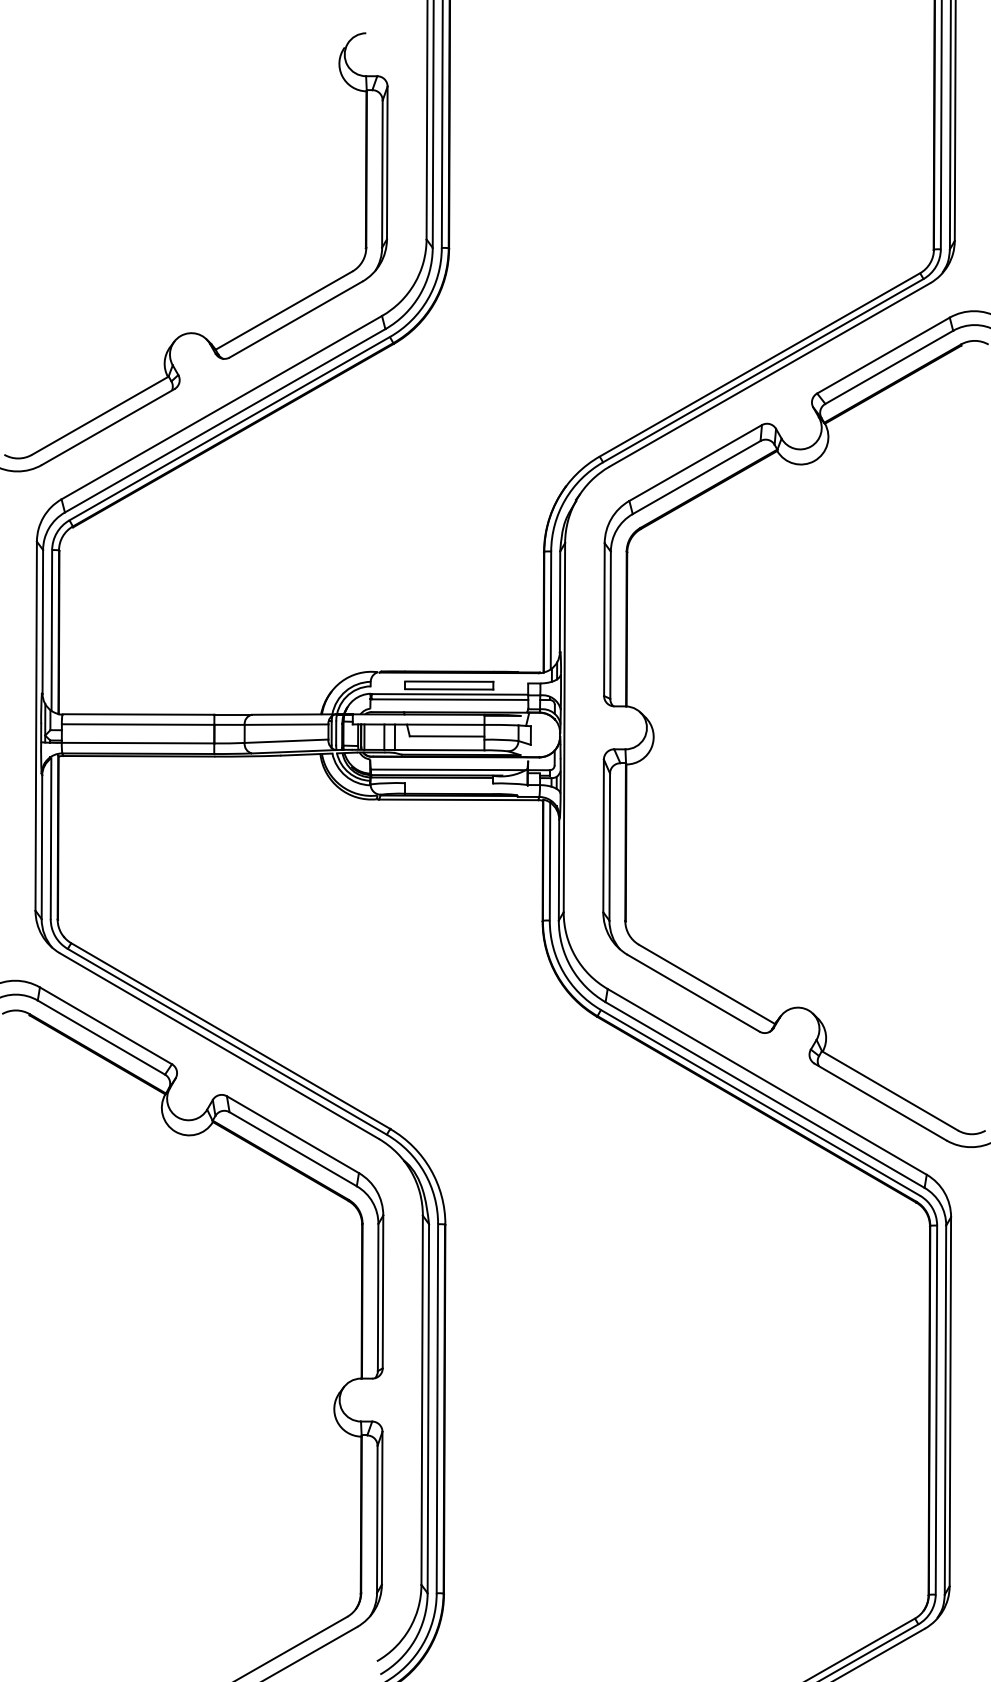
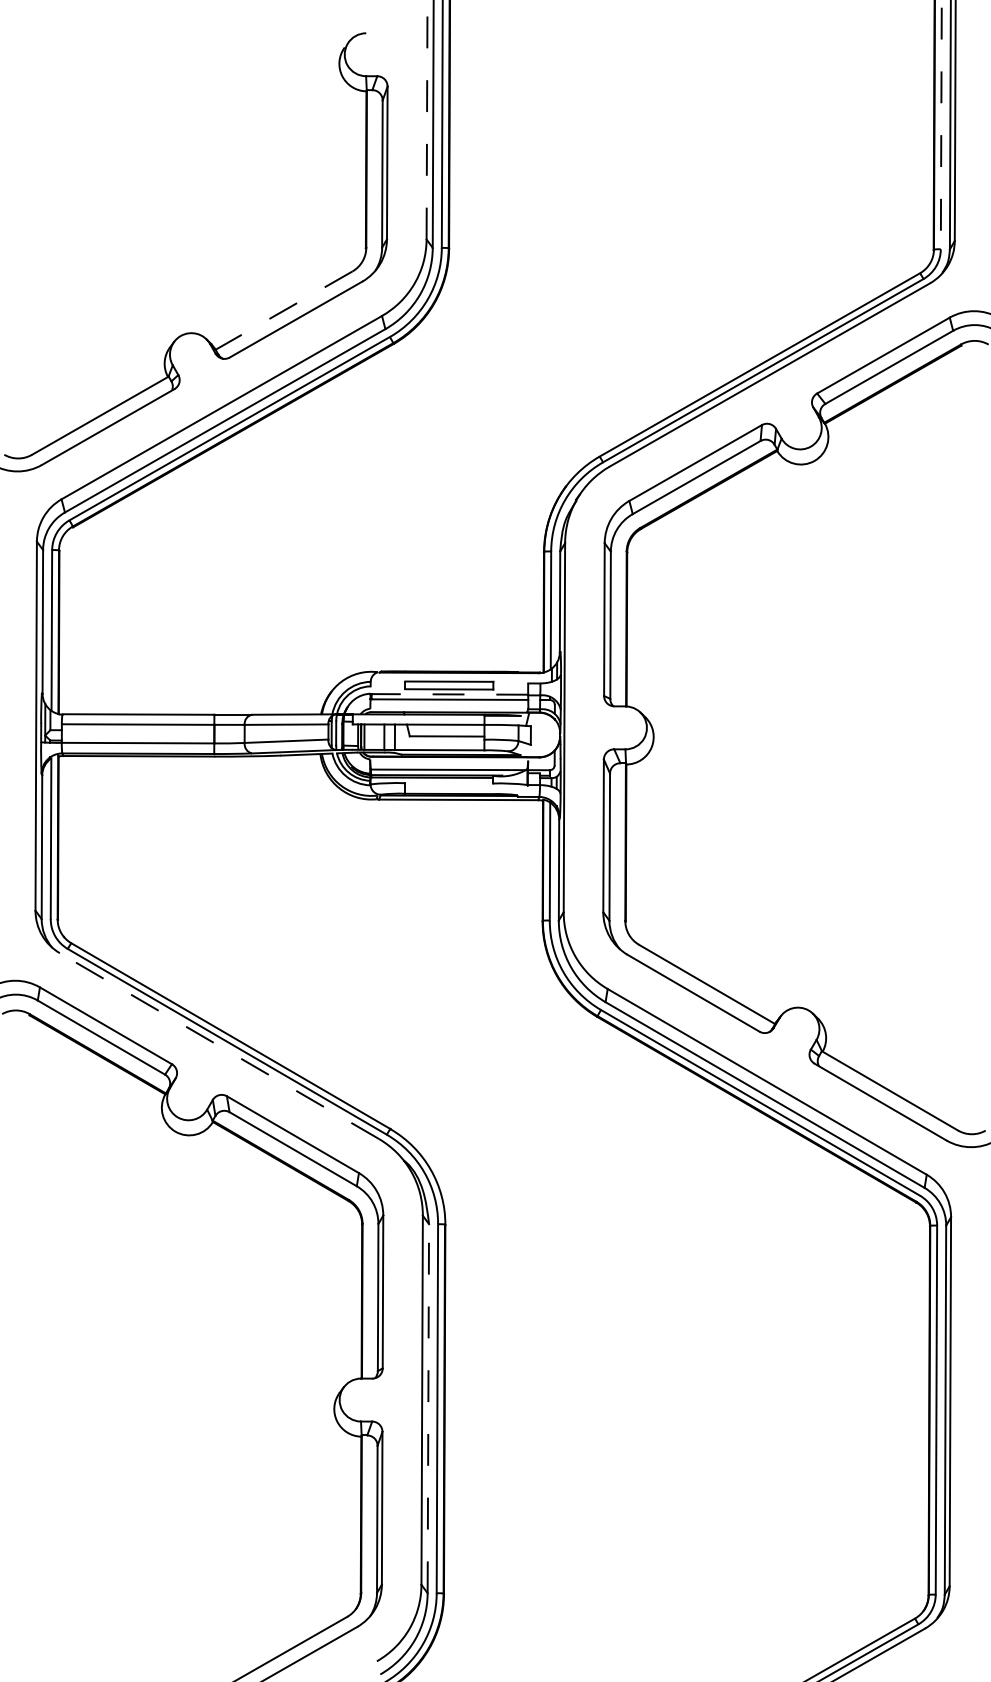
line: solid -> dashed (427, 119)
line: solid -> dashed (941, 125)
line: solid -> dashed (284, 310)
line: solid -> dashed (449, 694)
line: solid -> dashed (219, 1046)
line: solid -> dashed (428, 1408)
